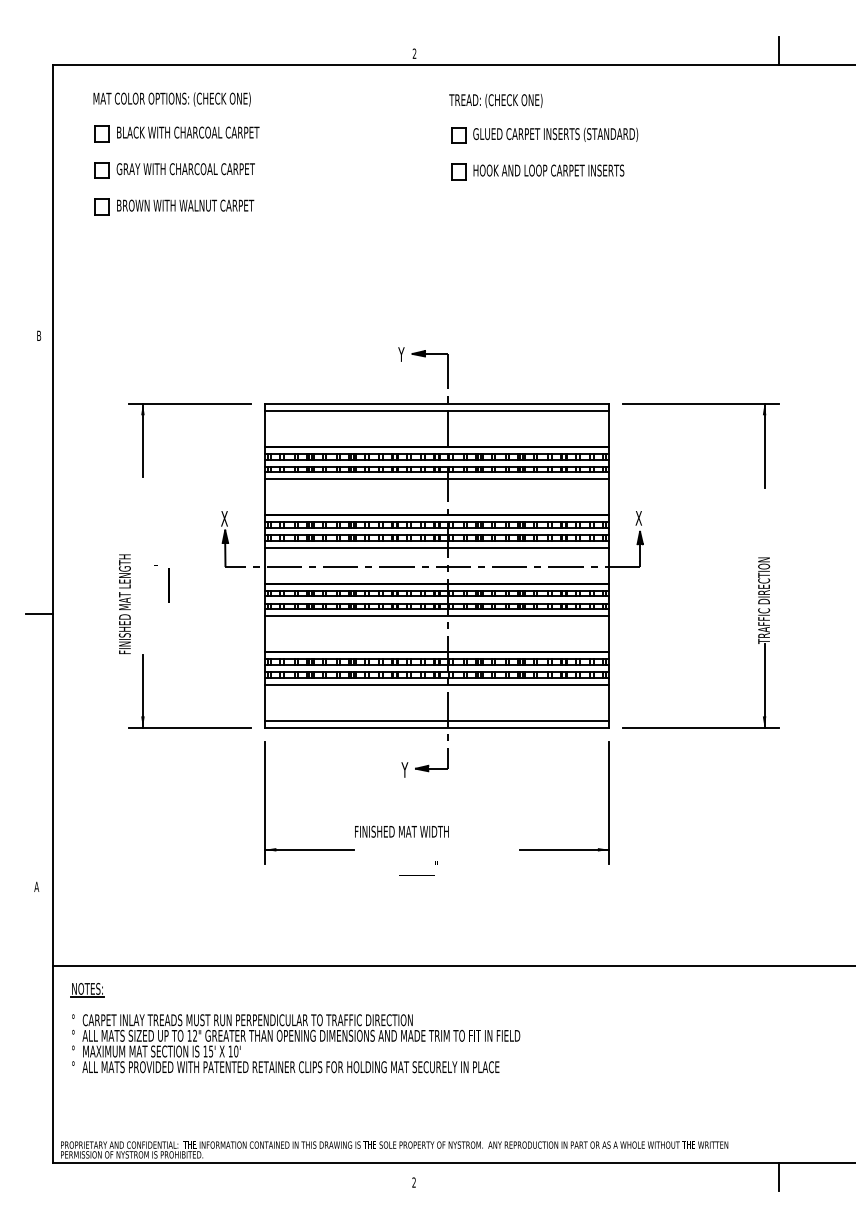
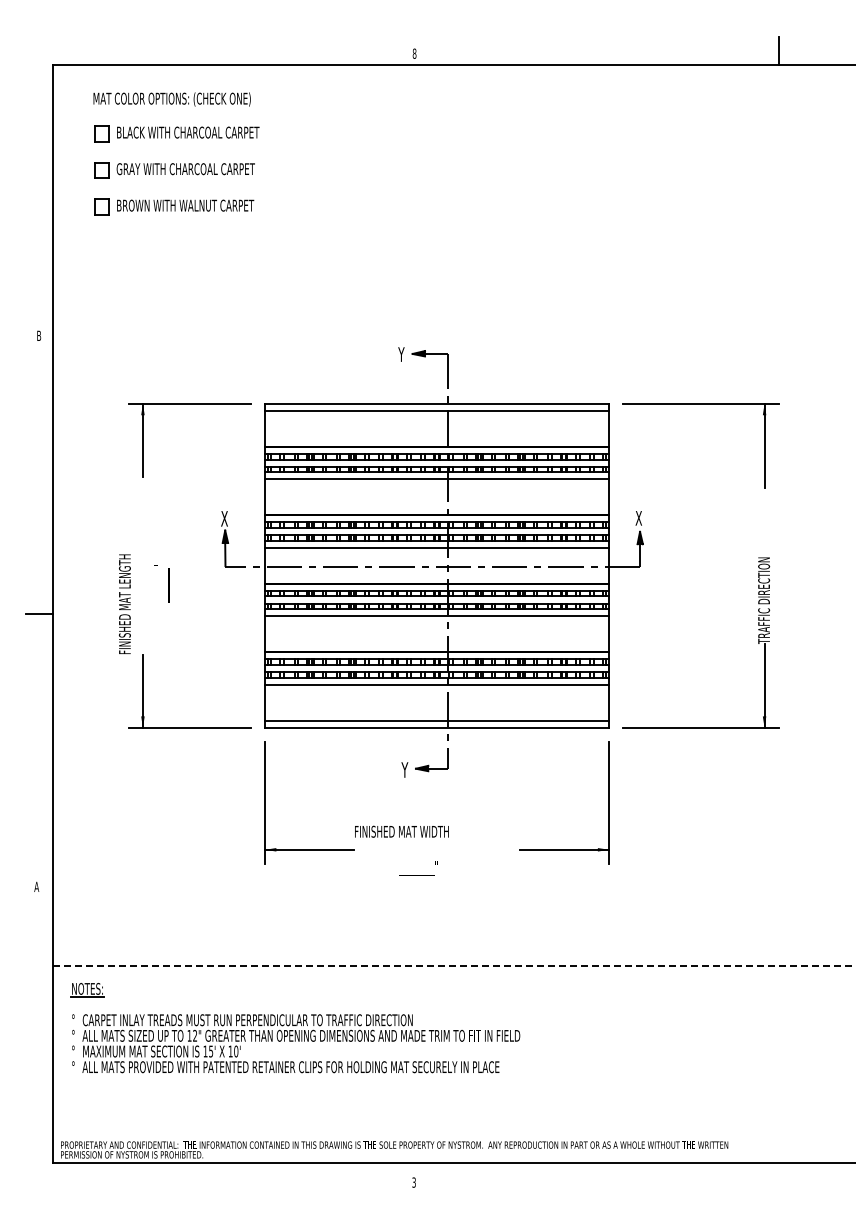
text: 2 -> 8 (414, 53)
part: present -> none (543, 137)
line: solid -> dashed (454, 965)
line: present -> none (778, 1177)
text: 2 -> 3 (413, 1182)
